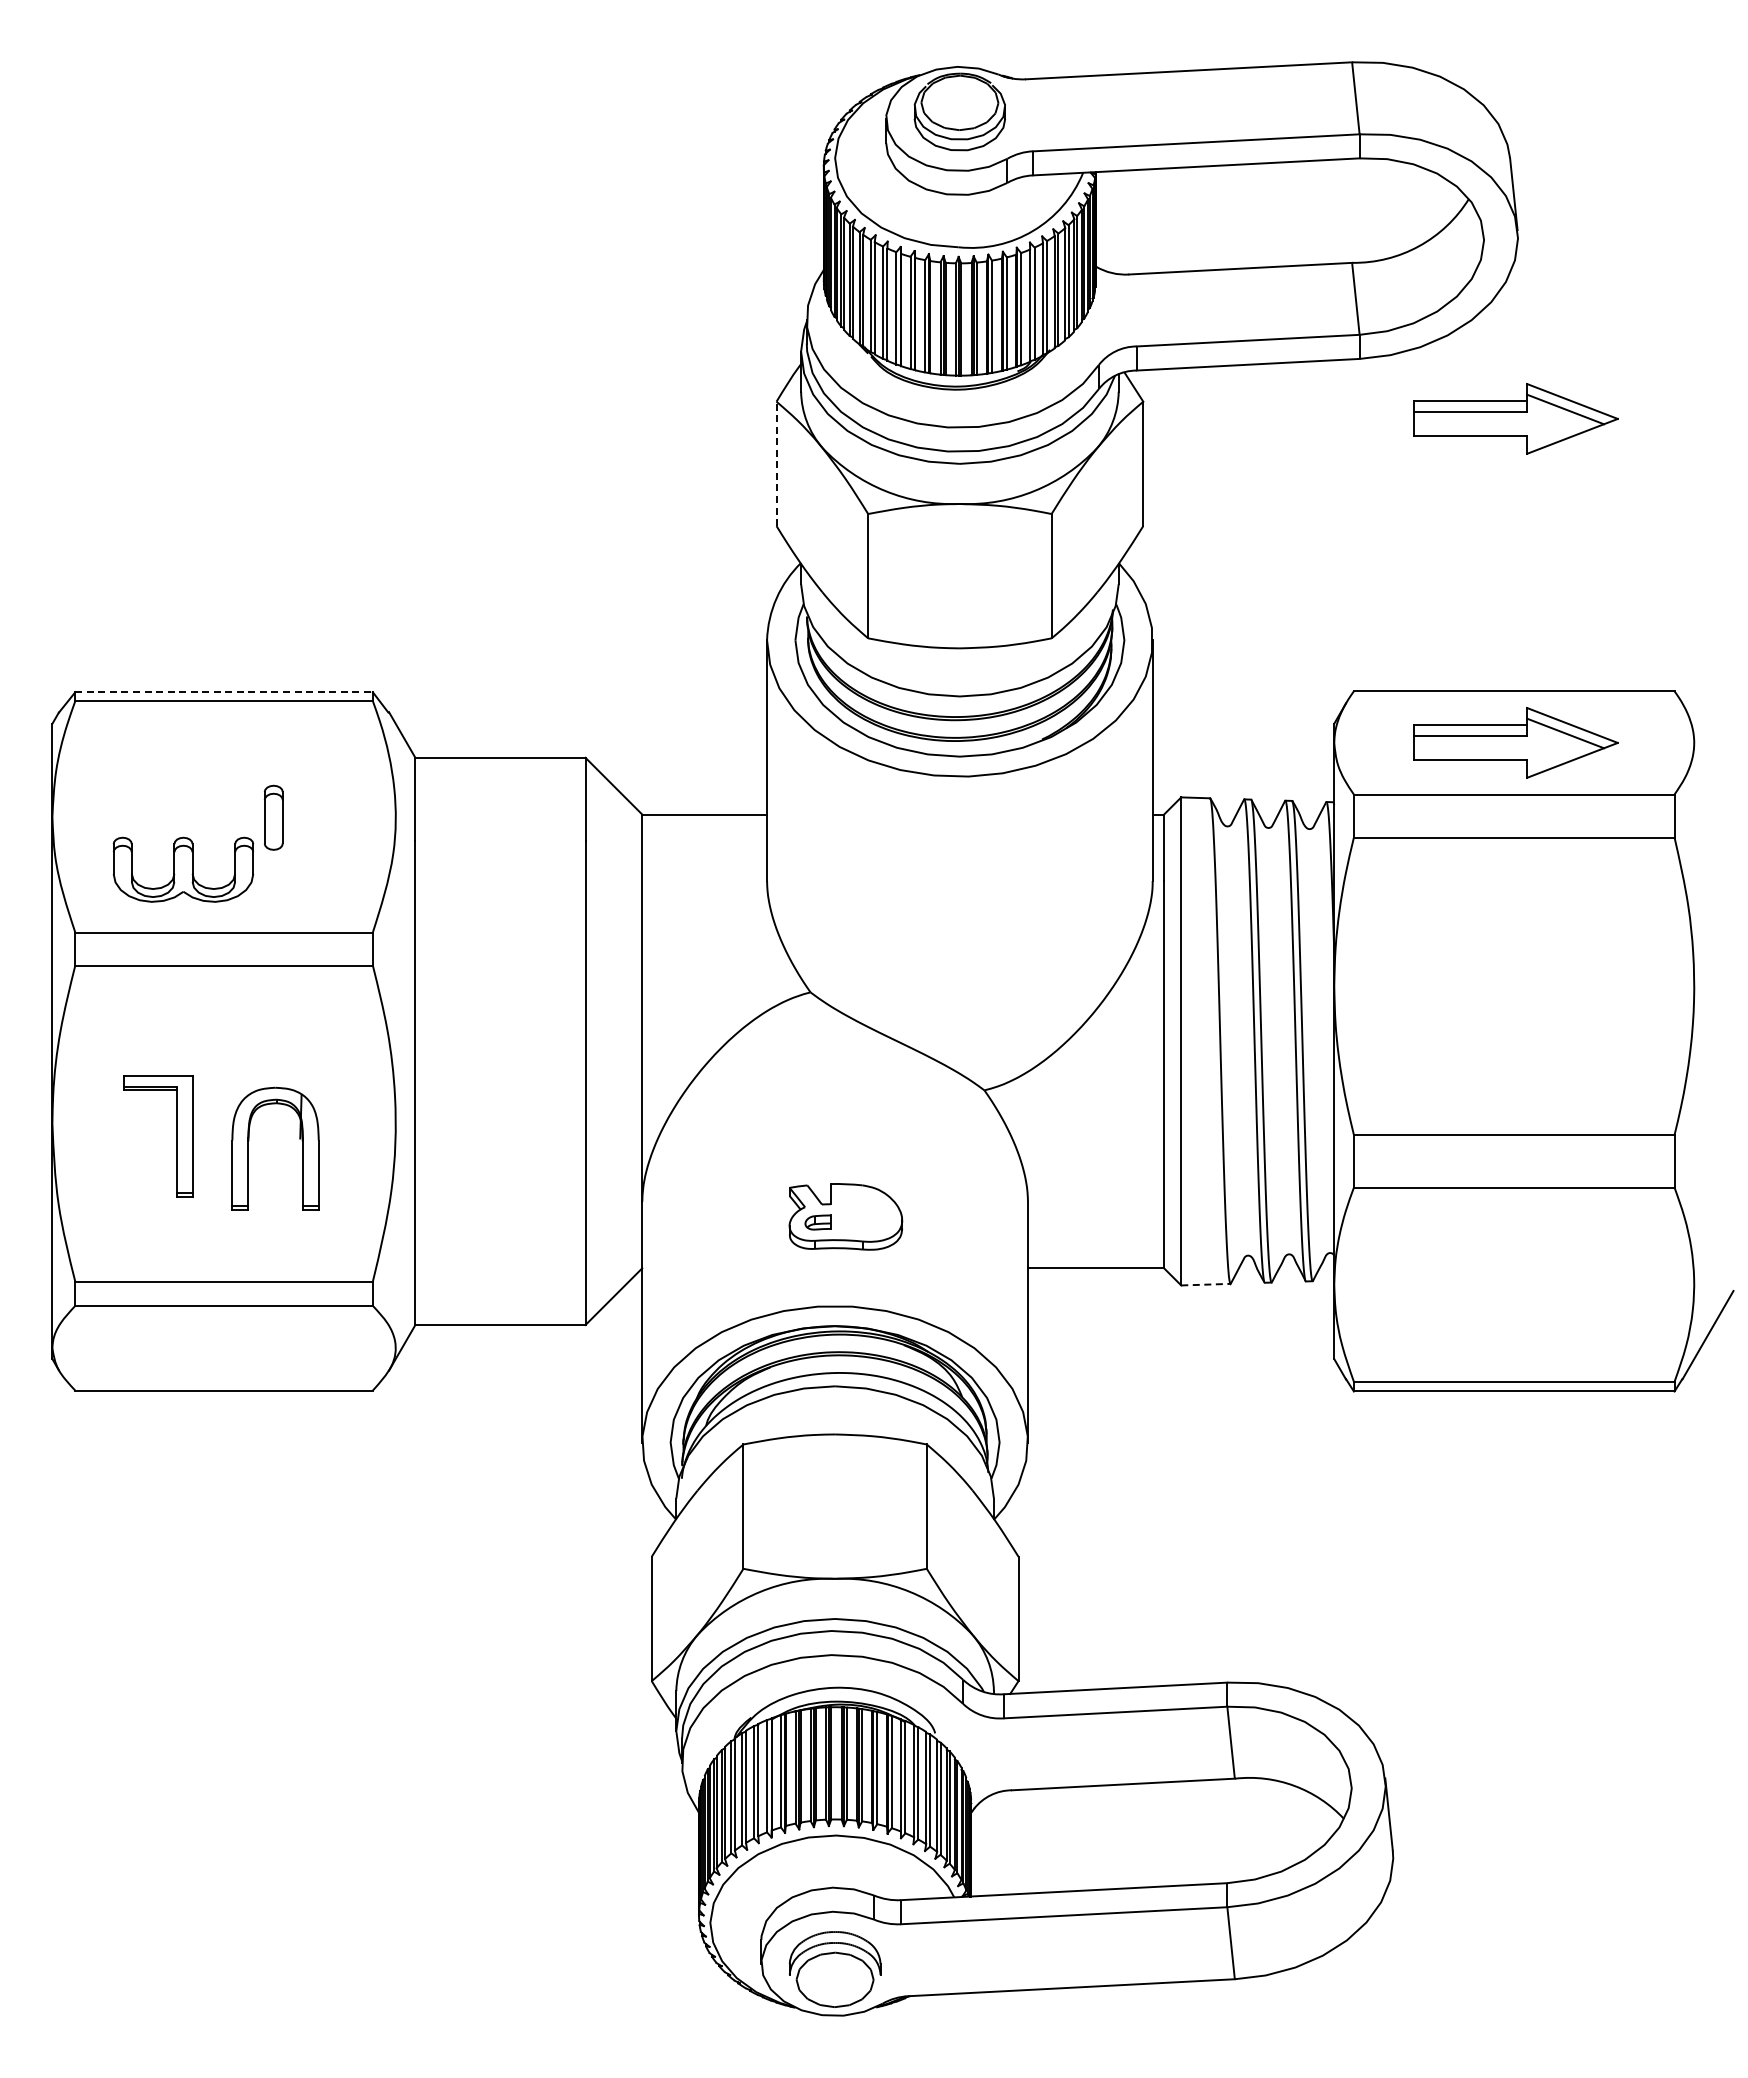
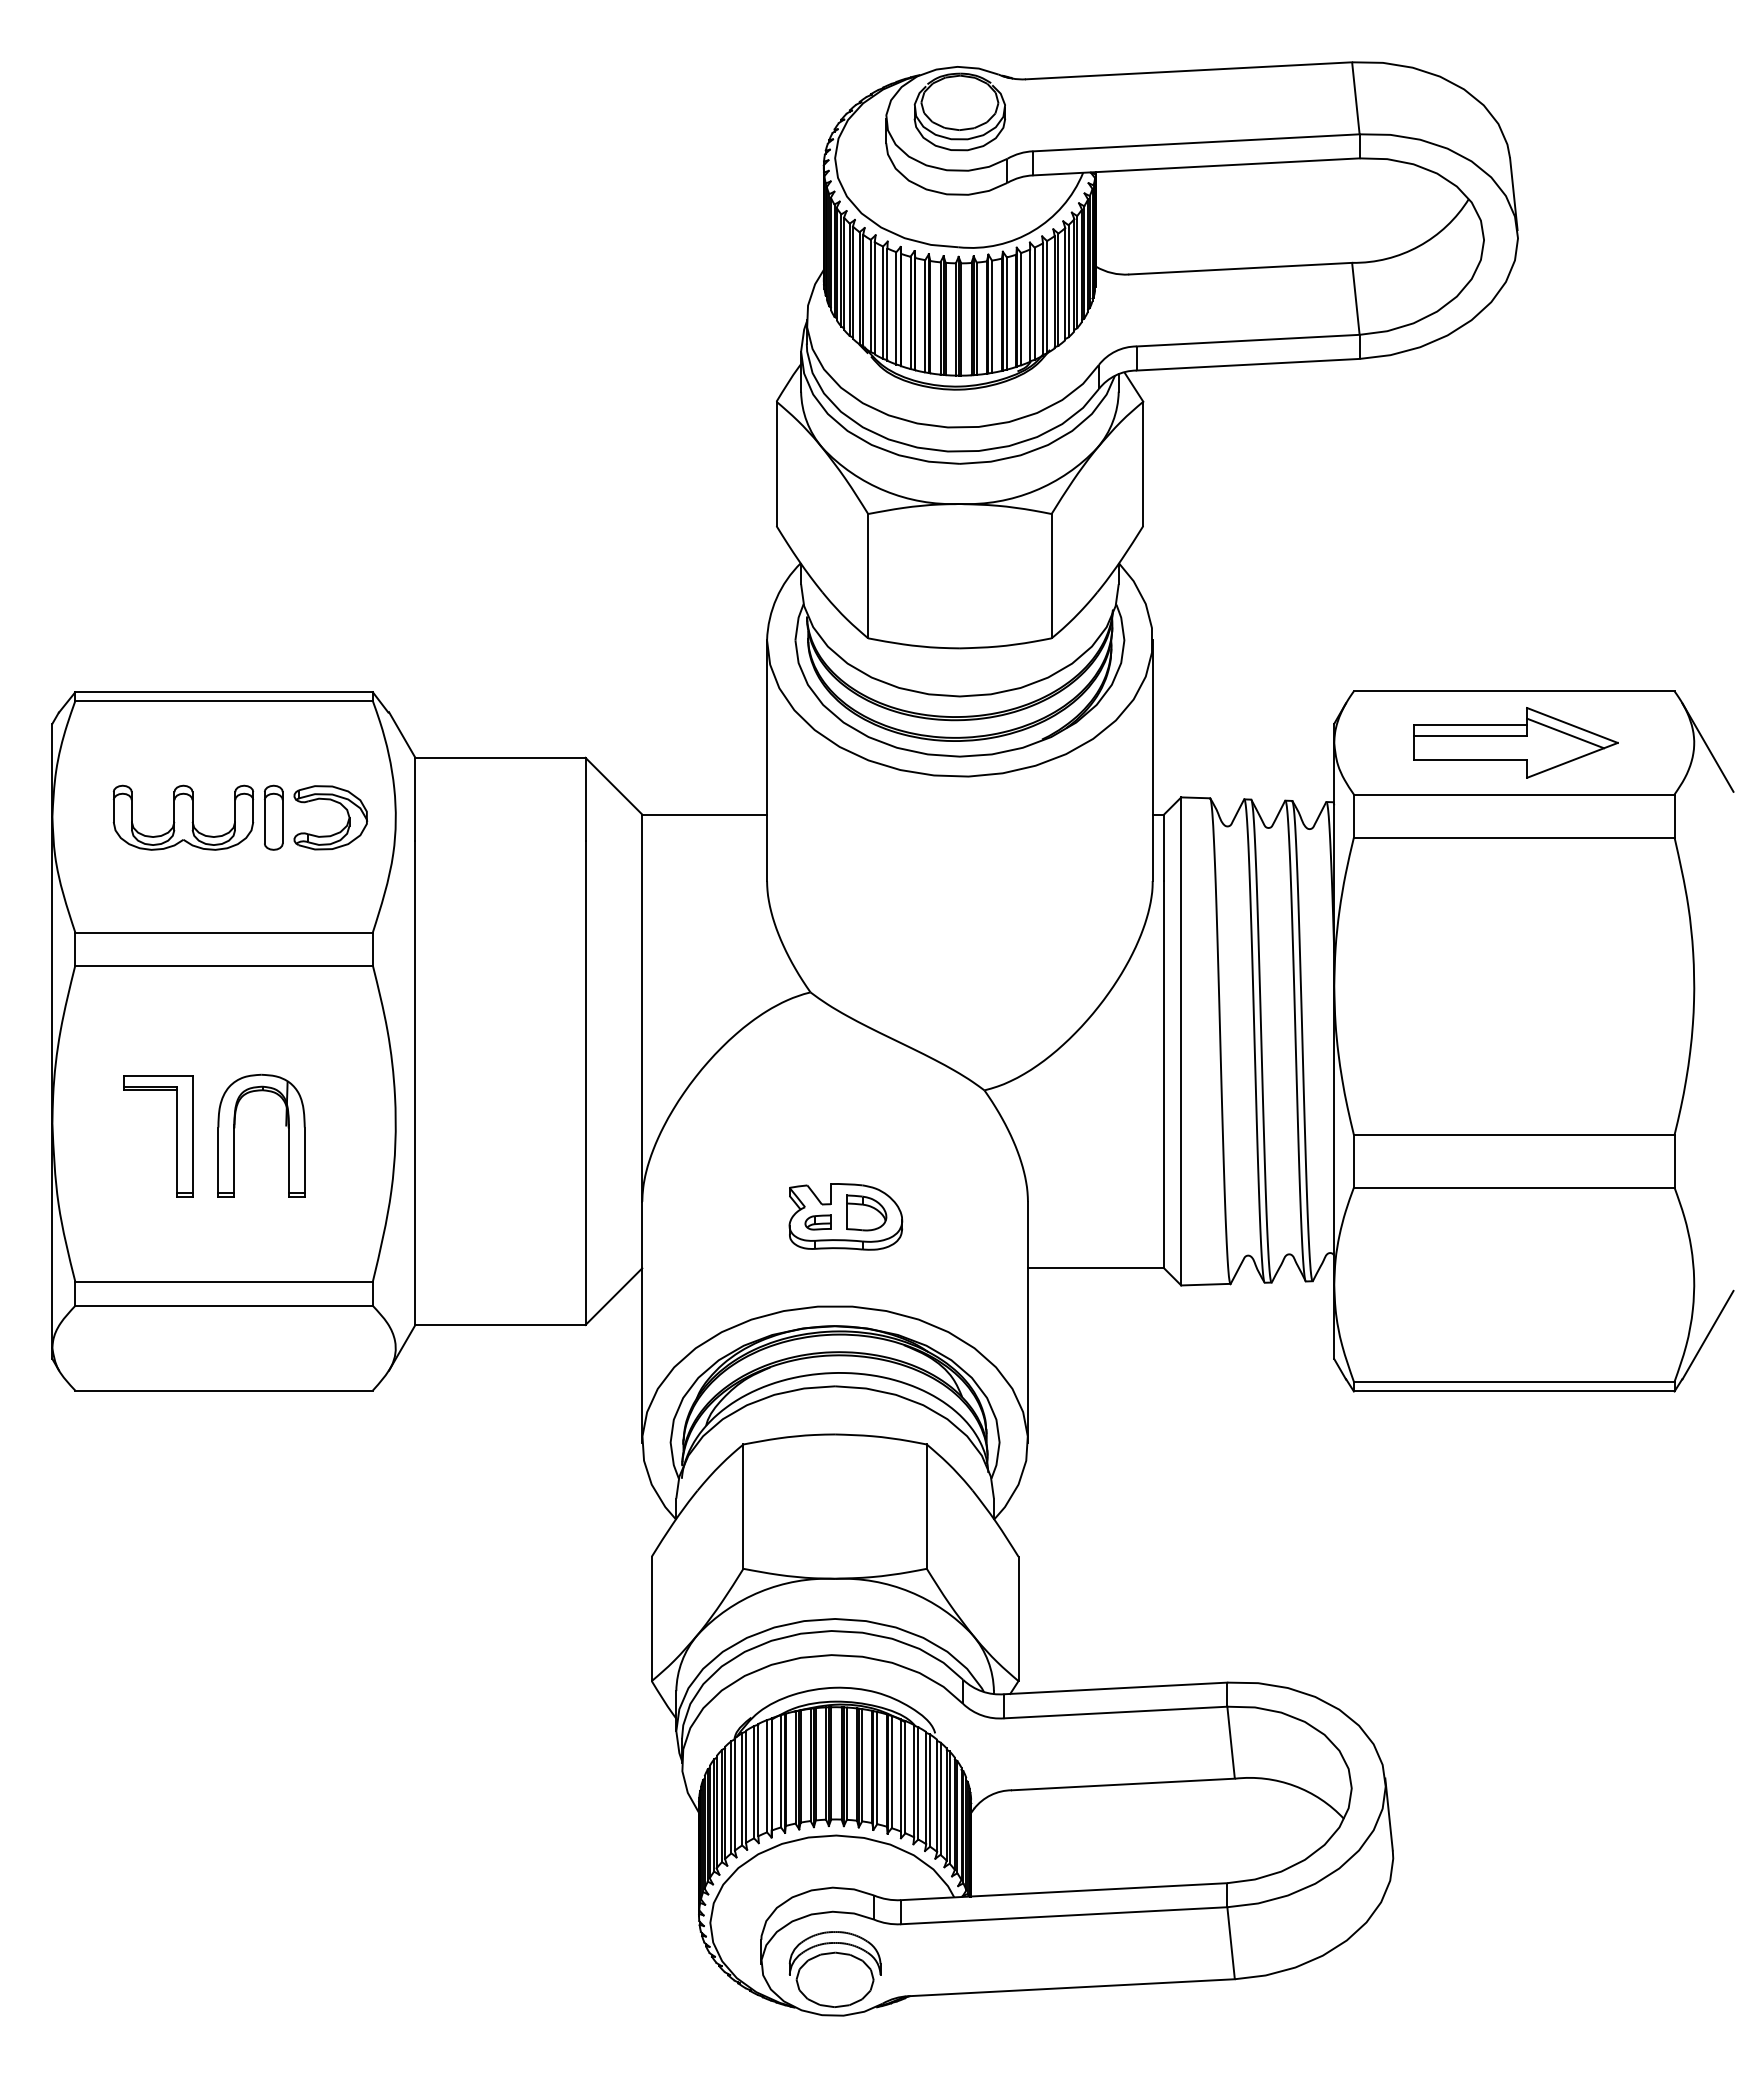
part: present -> none (1515, 418)
line: dashed -> solid (776, 463)
line: dashed -> solid (224, 692)
line: none -> present (1707, 747)
part: none -> present (337, 803)
part position: (183, 869) -> (183, 817) (183, 817)
part position: (299, 1139) -> (285, 1126) (285, 1126)
part: none -> present (866, 1212)
line: dashed -> solid (1205, 1284)
